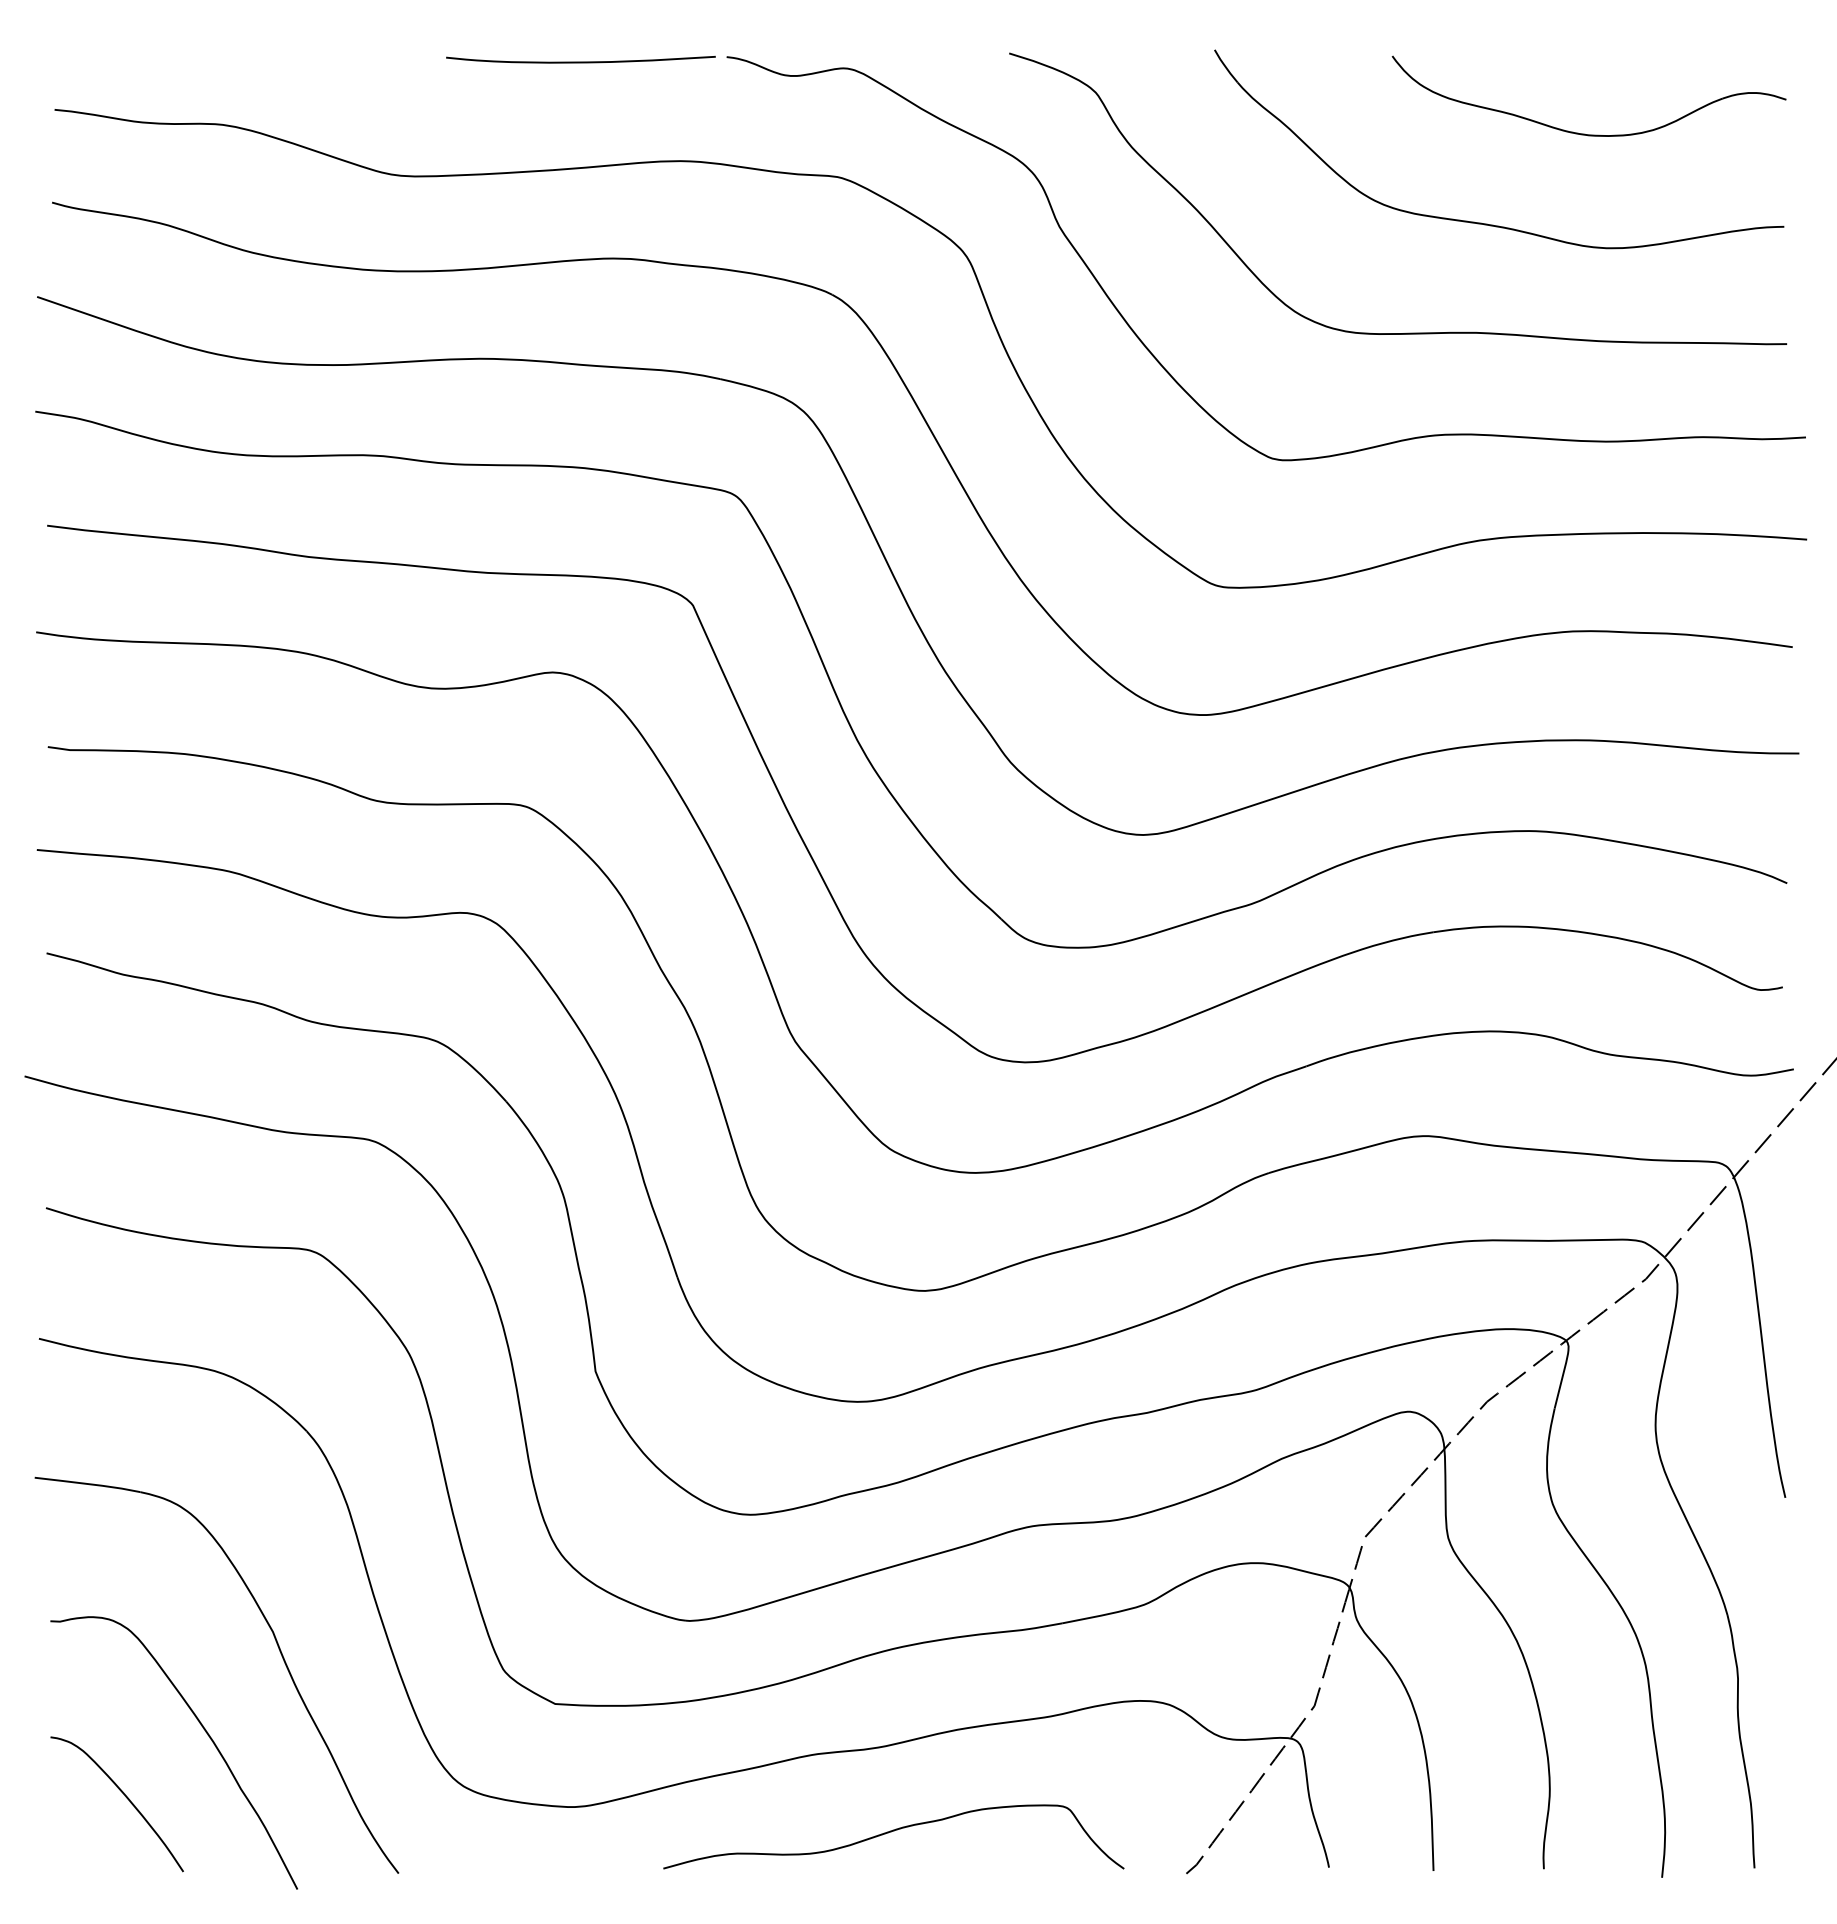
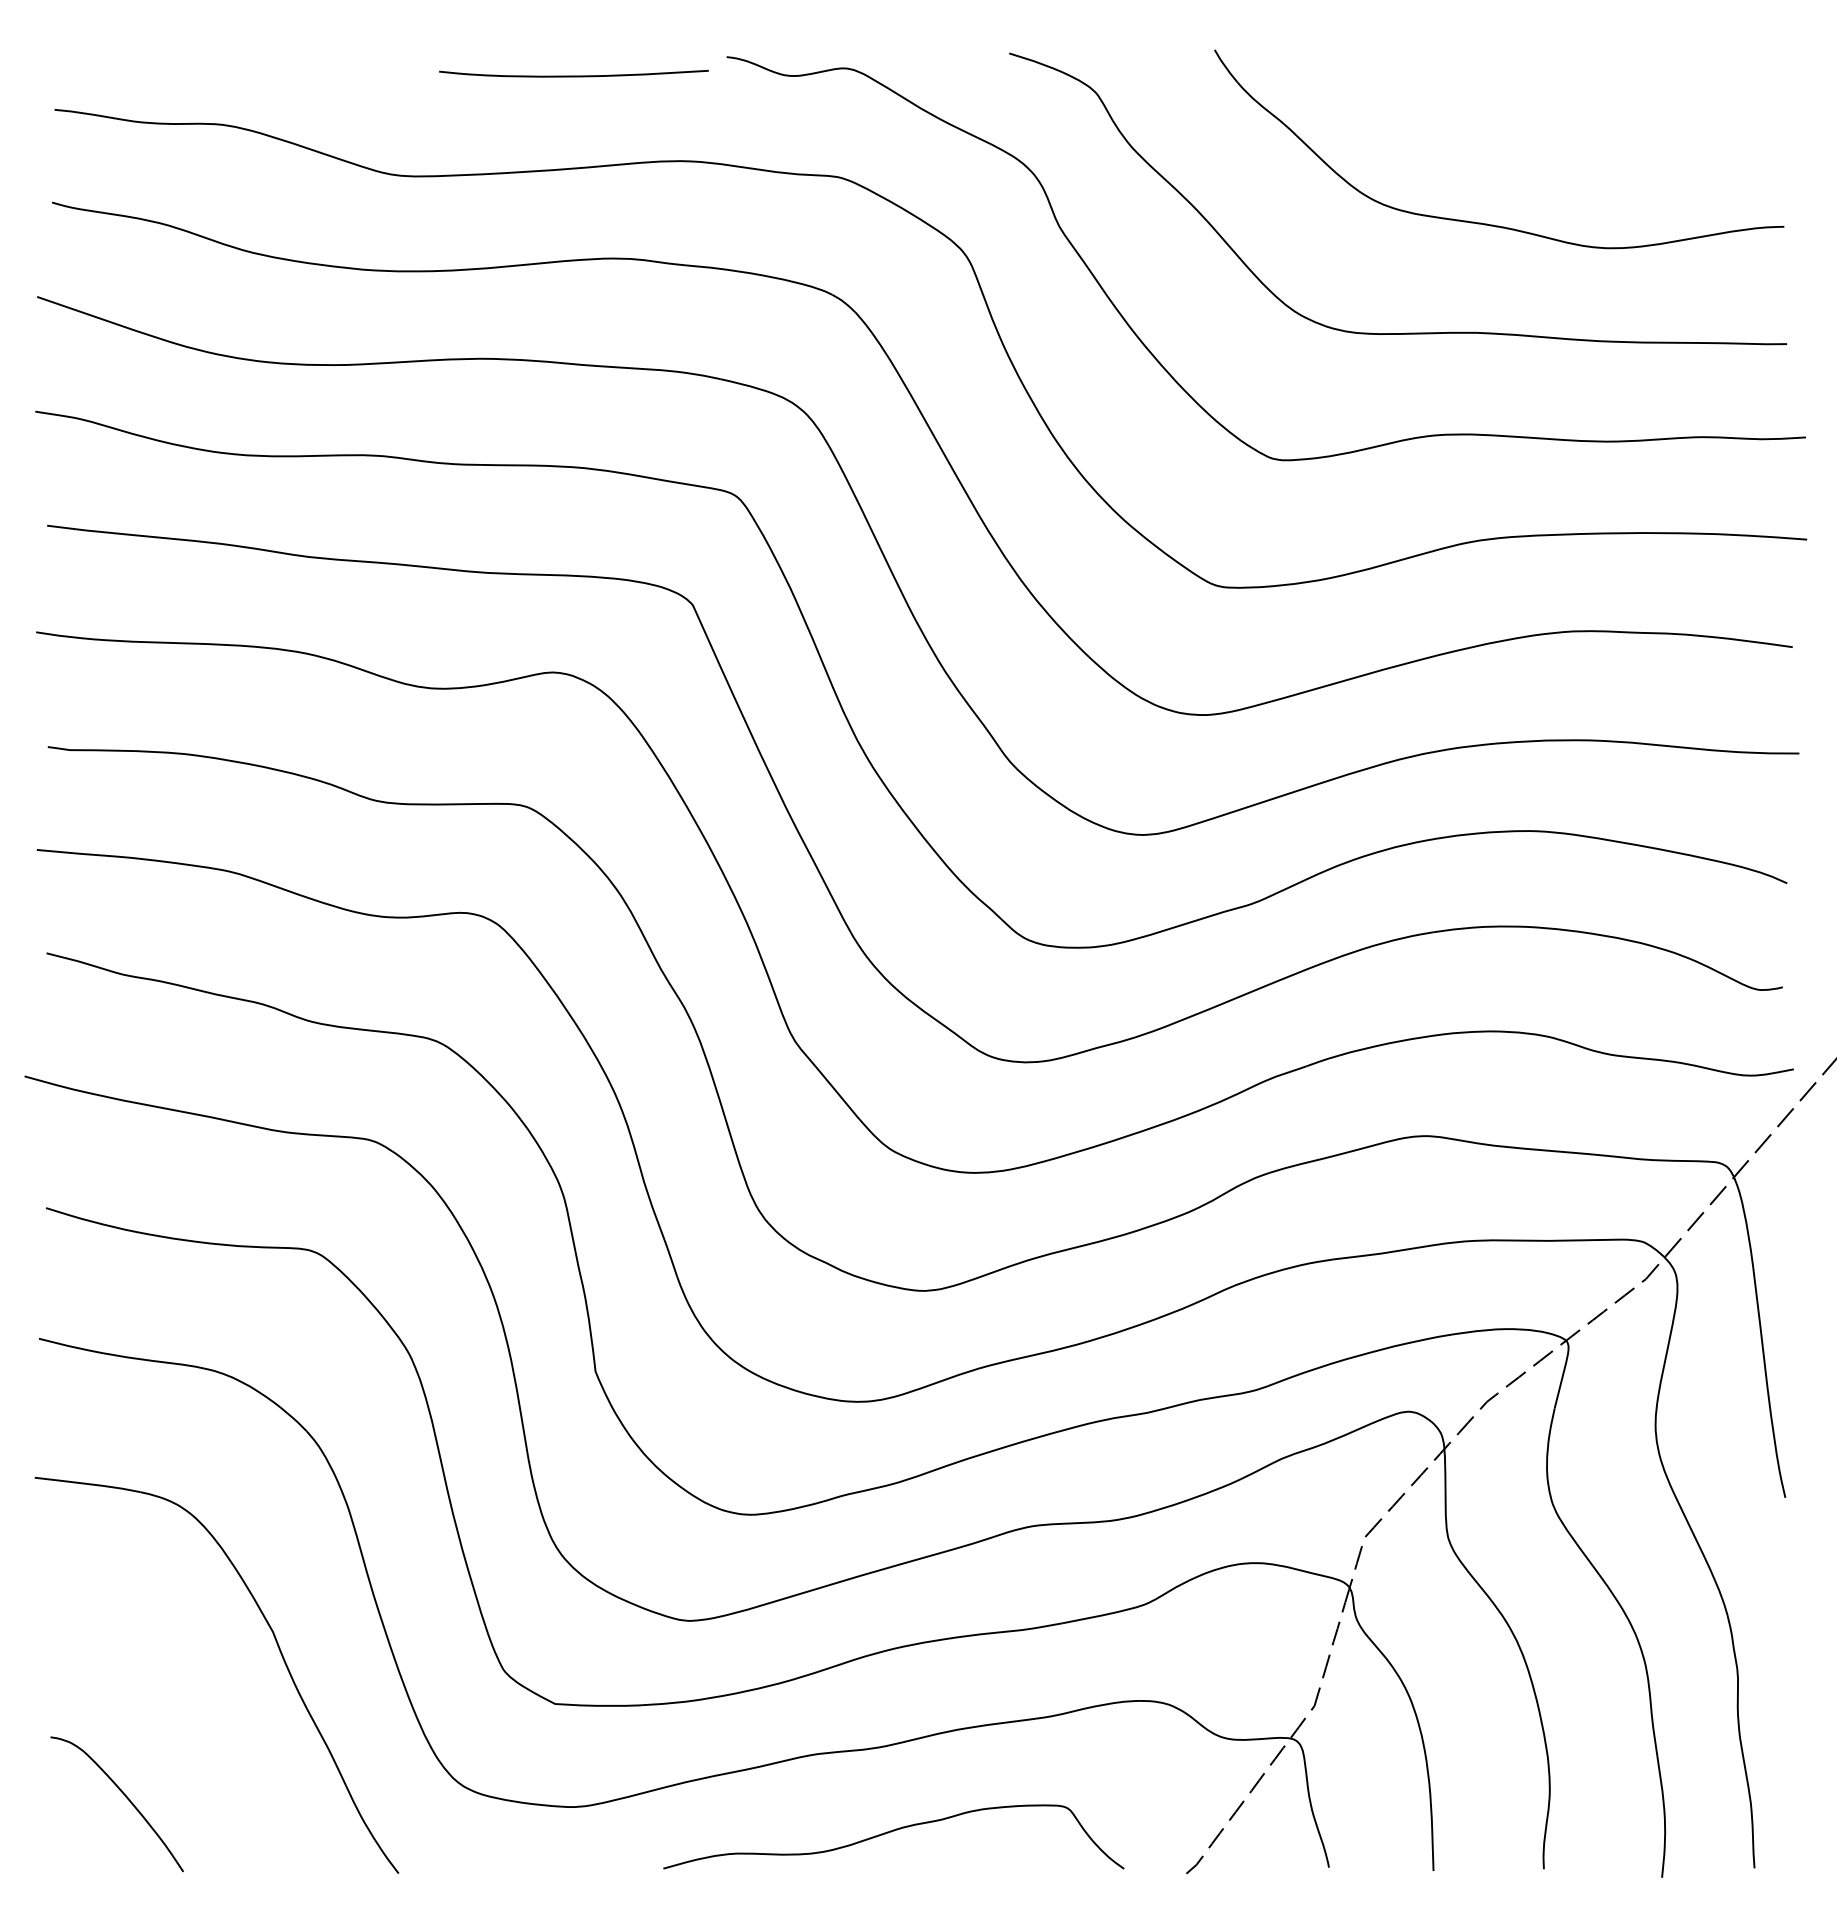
curve position: (580, 61) -> (573, 75) (573, 75)
part: present -> none (1584, 133)
curve: present -> none (205, 1732)
